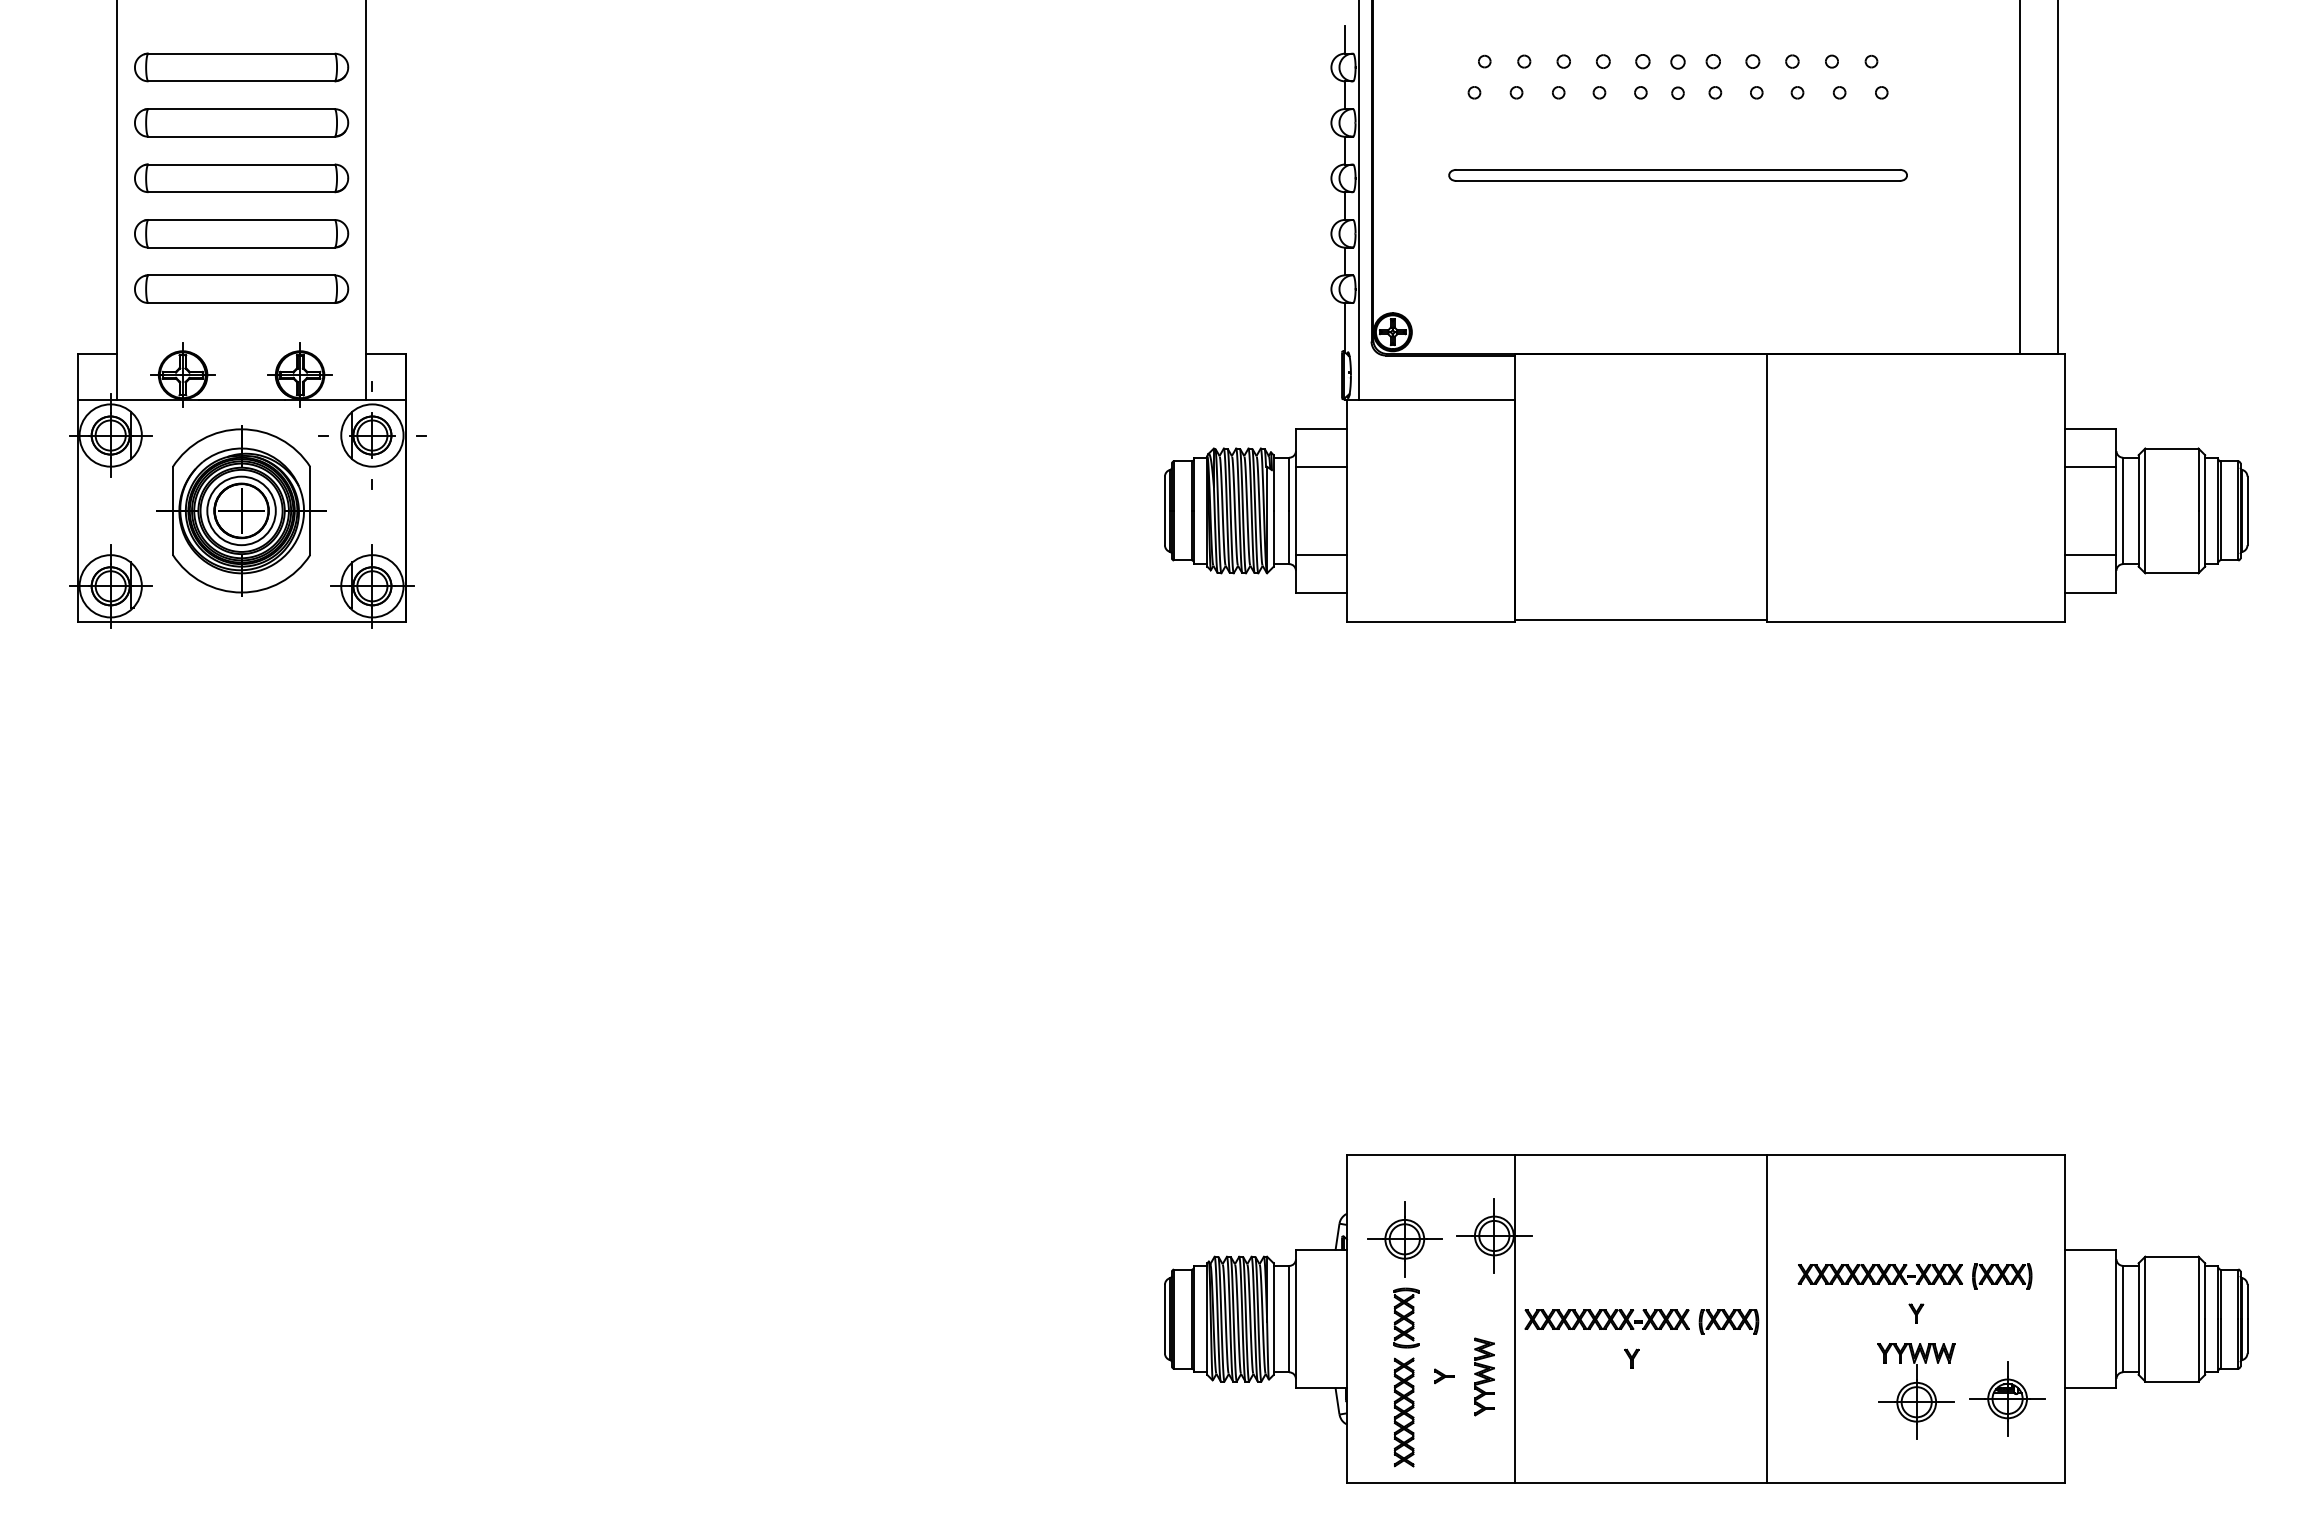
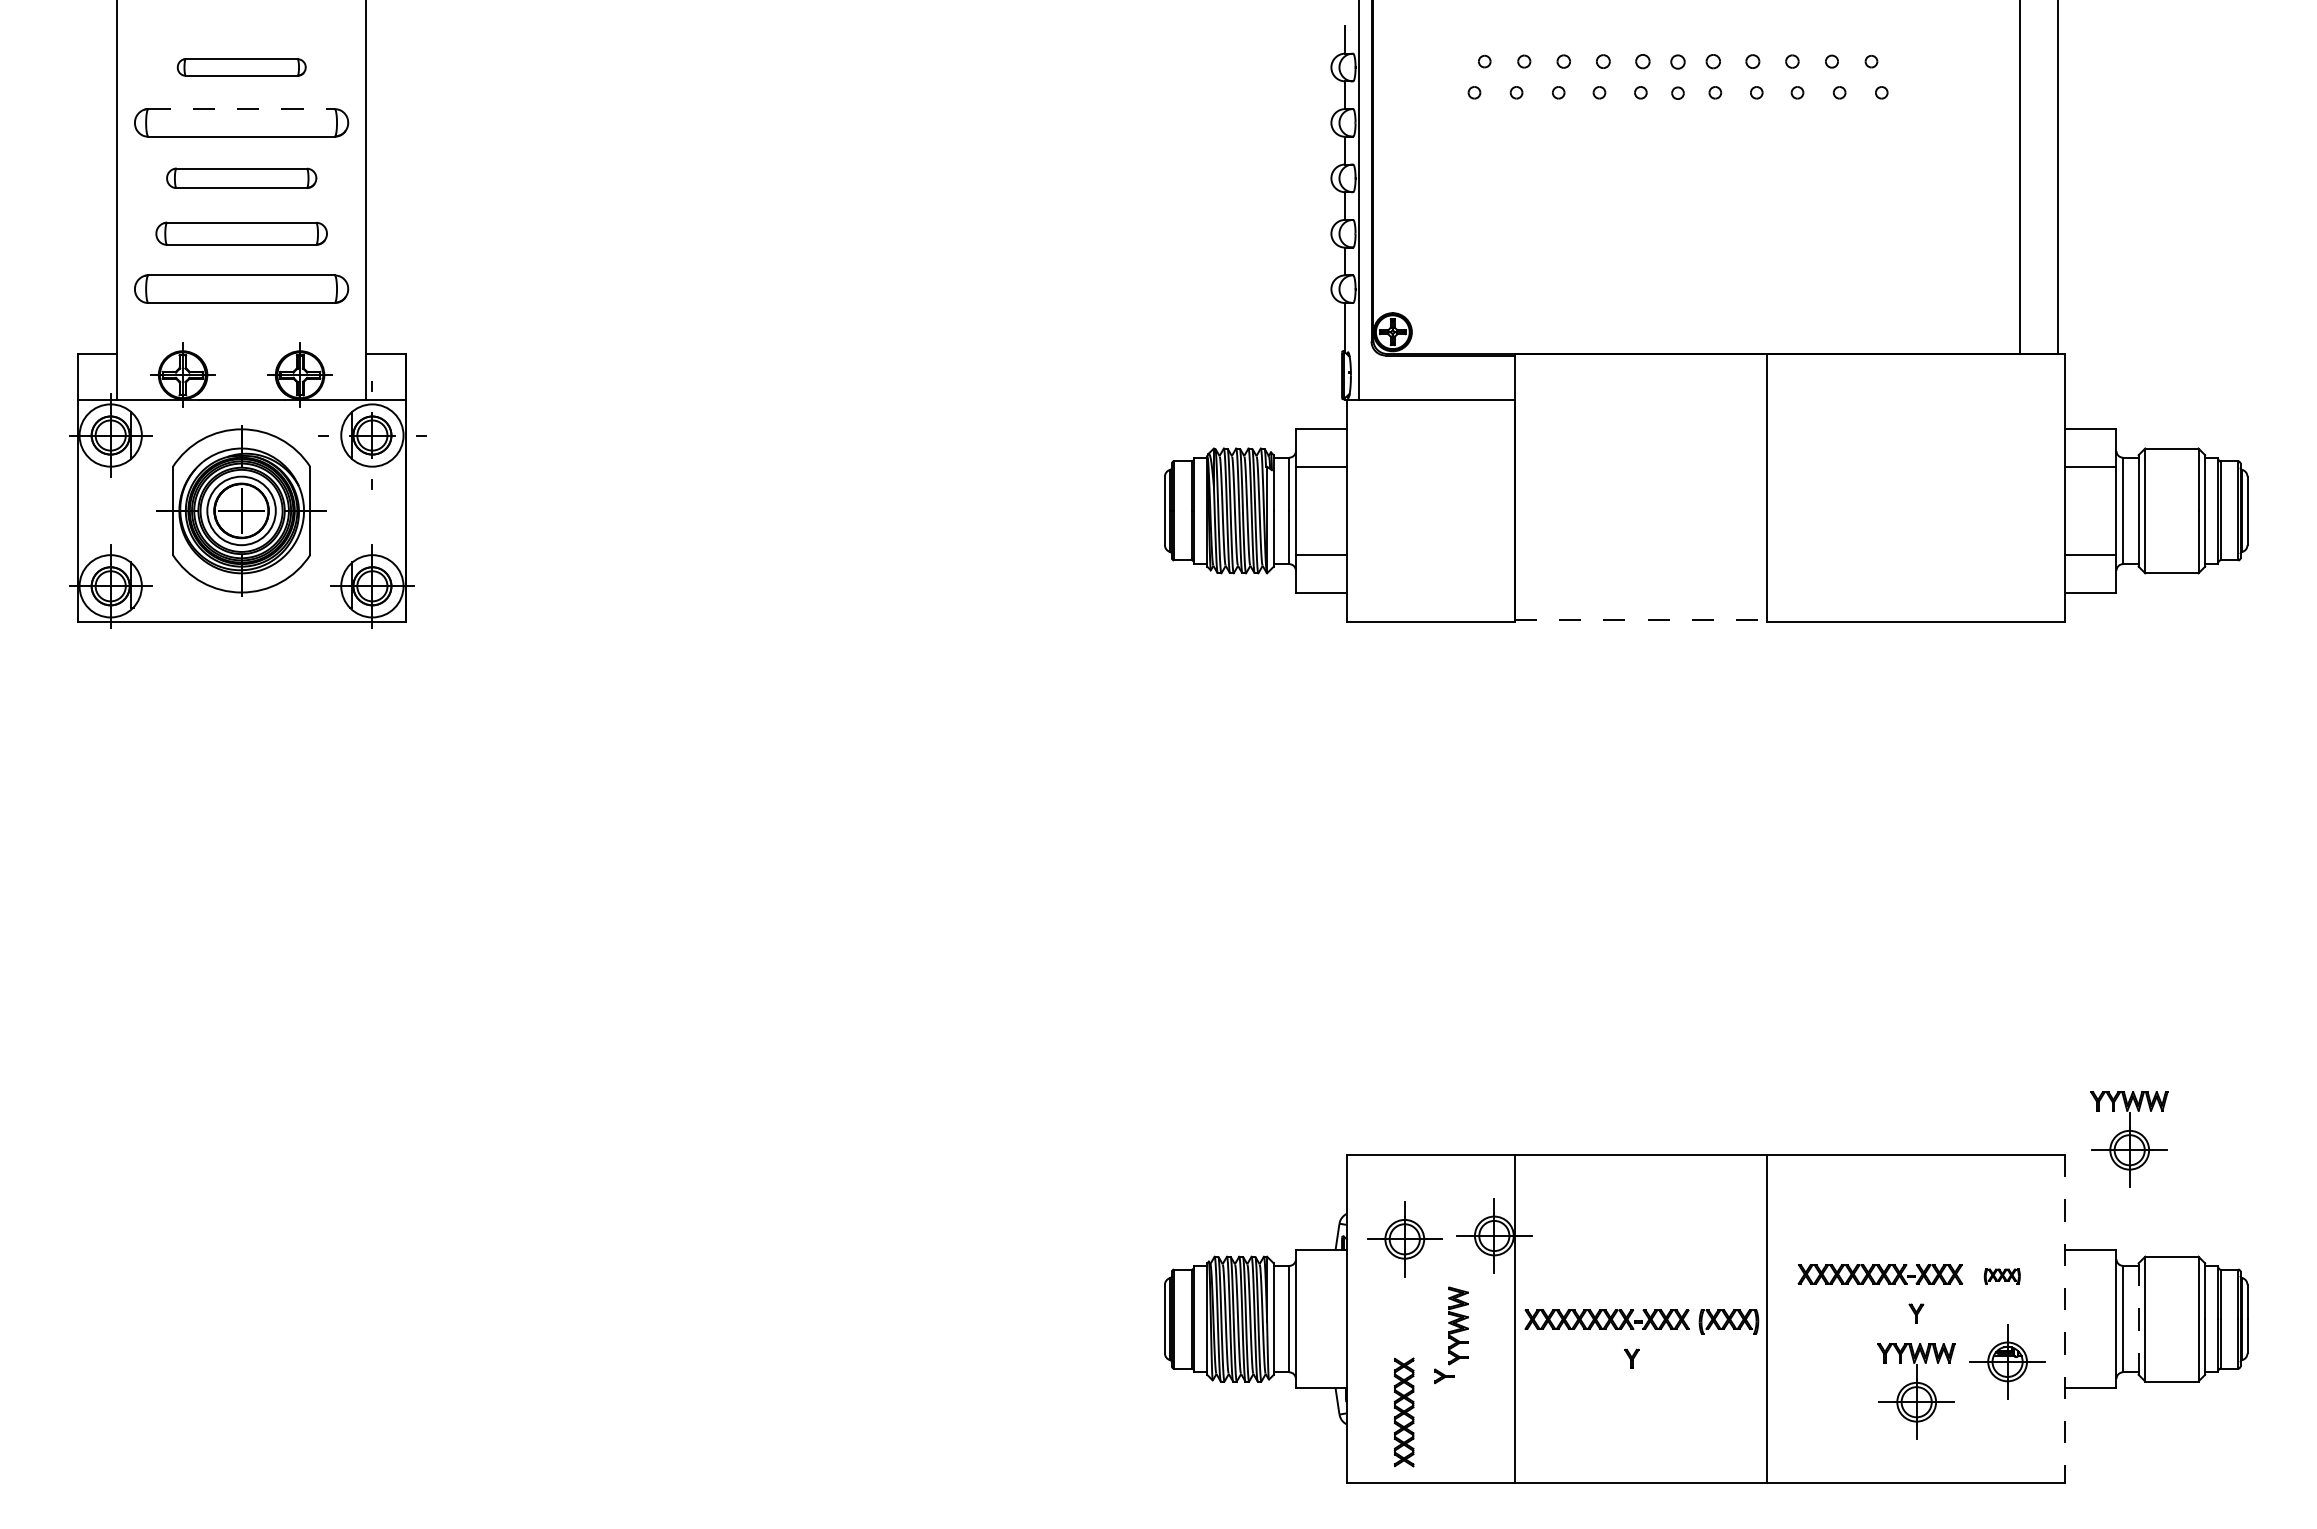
part size: 216x31 px -> 131x19 px (241, 67)
line: solid -> dashed (242, 109)
part: present -> none (1677, 175)
part size: 216x31 px -> 152x22 px (241, 177)
part size: 216x30 px -> 173x25 px (241, 233)
line: solid -> dashed (1641, 620)
part: none -> present (2129, 1139)
part size: 61x27 px -> 38x17 px (2001, 1276)
part: present -> none (1406, 1317)
line: solid -> dashed (2065, 1319)
line: solid -> dashed (2138, 1319)
part position: (1484, 1376) -> (1458, 1325) (1458, 1325)
part position: (2007, 1398) -> (2007, 1361) (2007, 1361)
